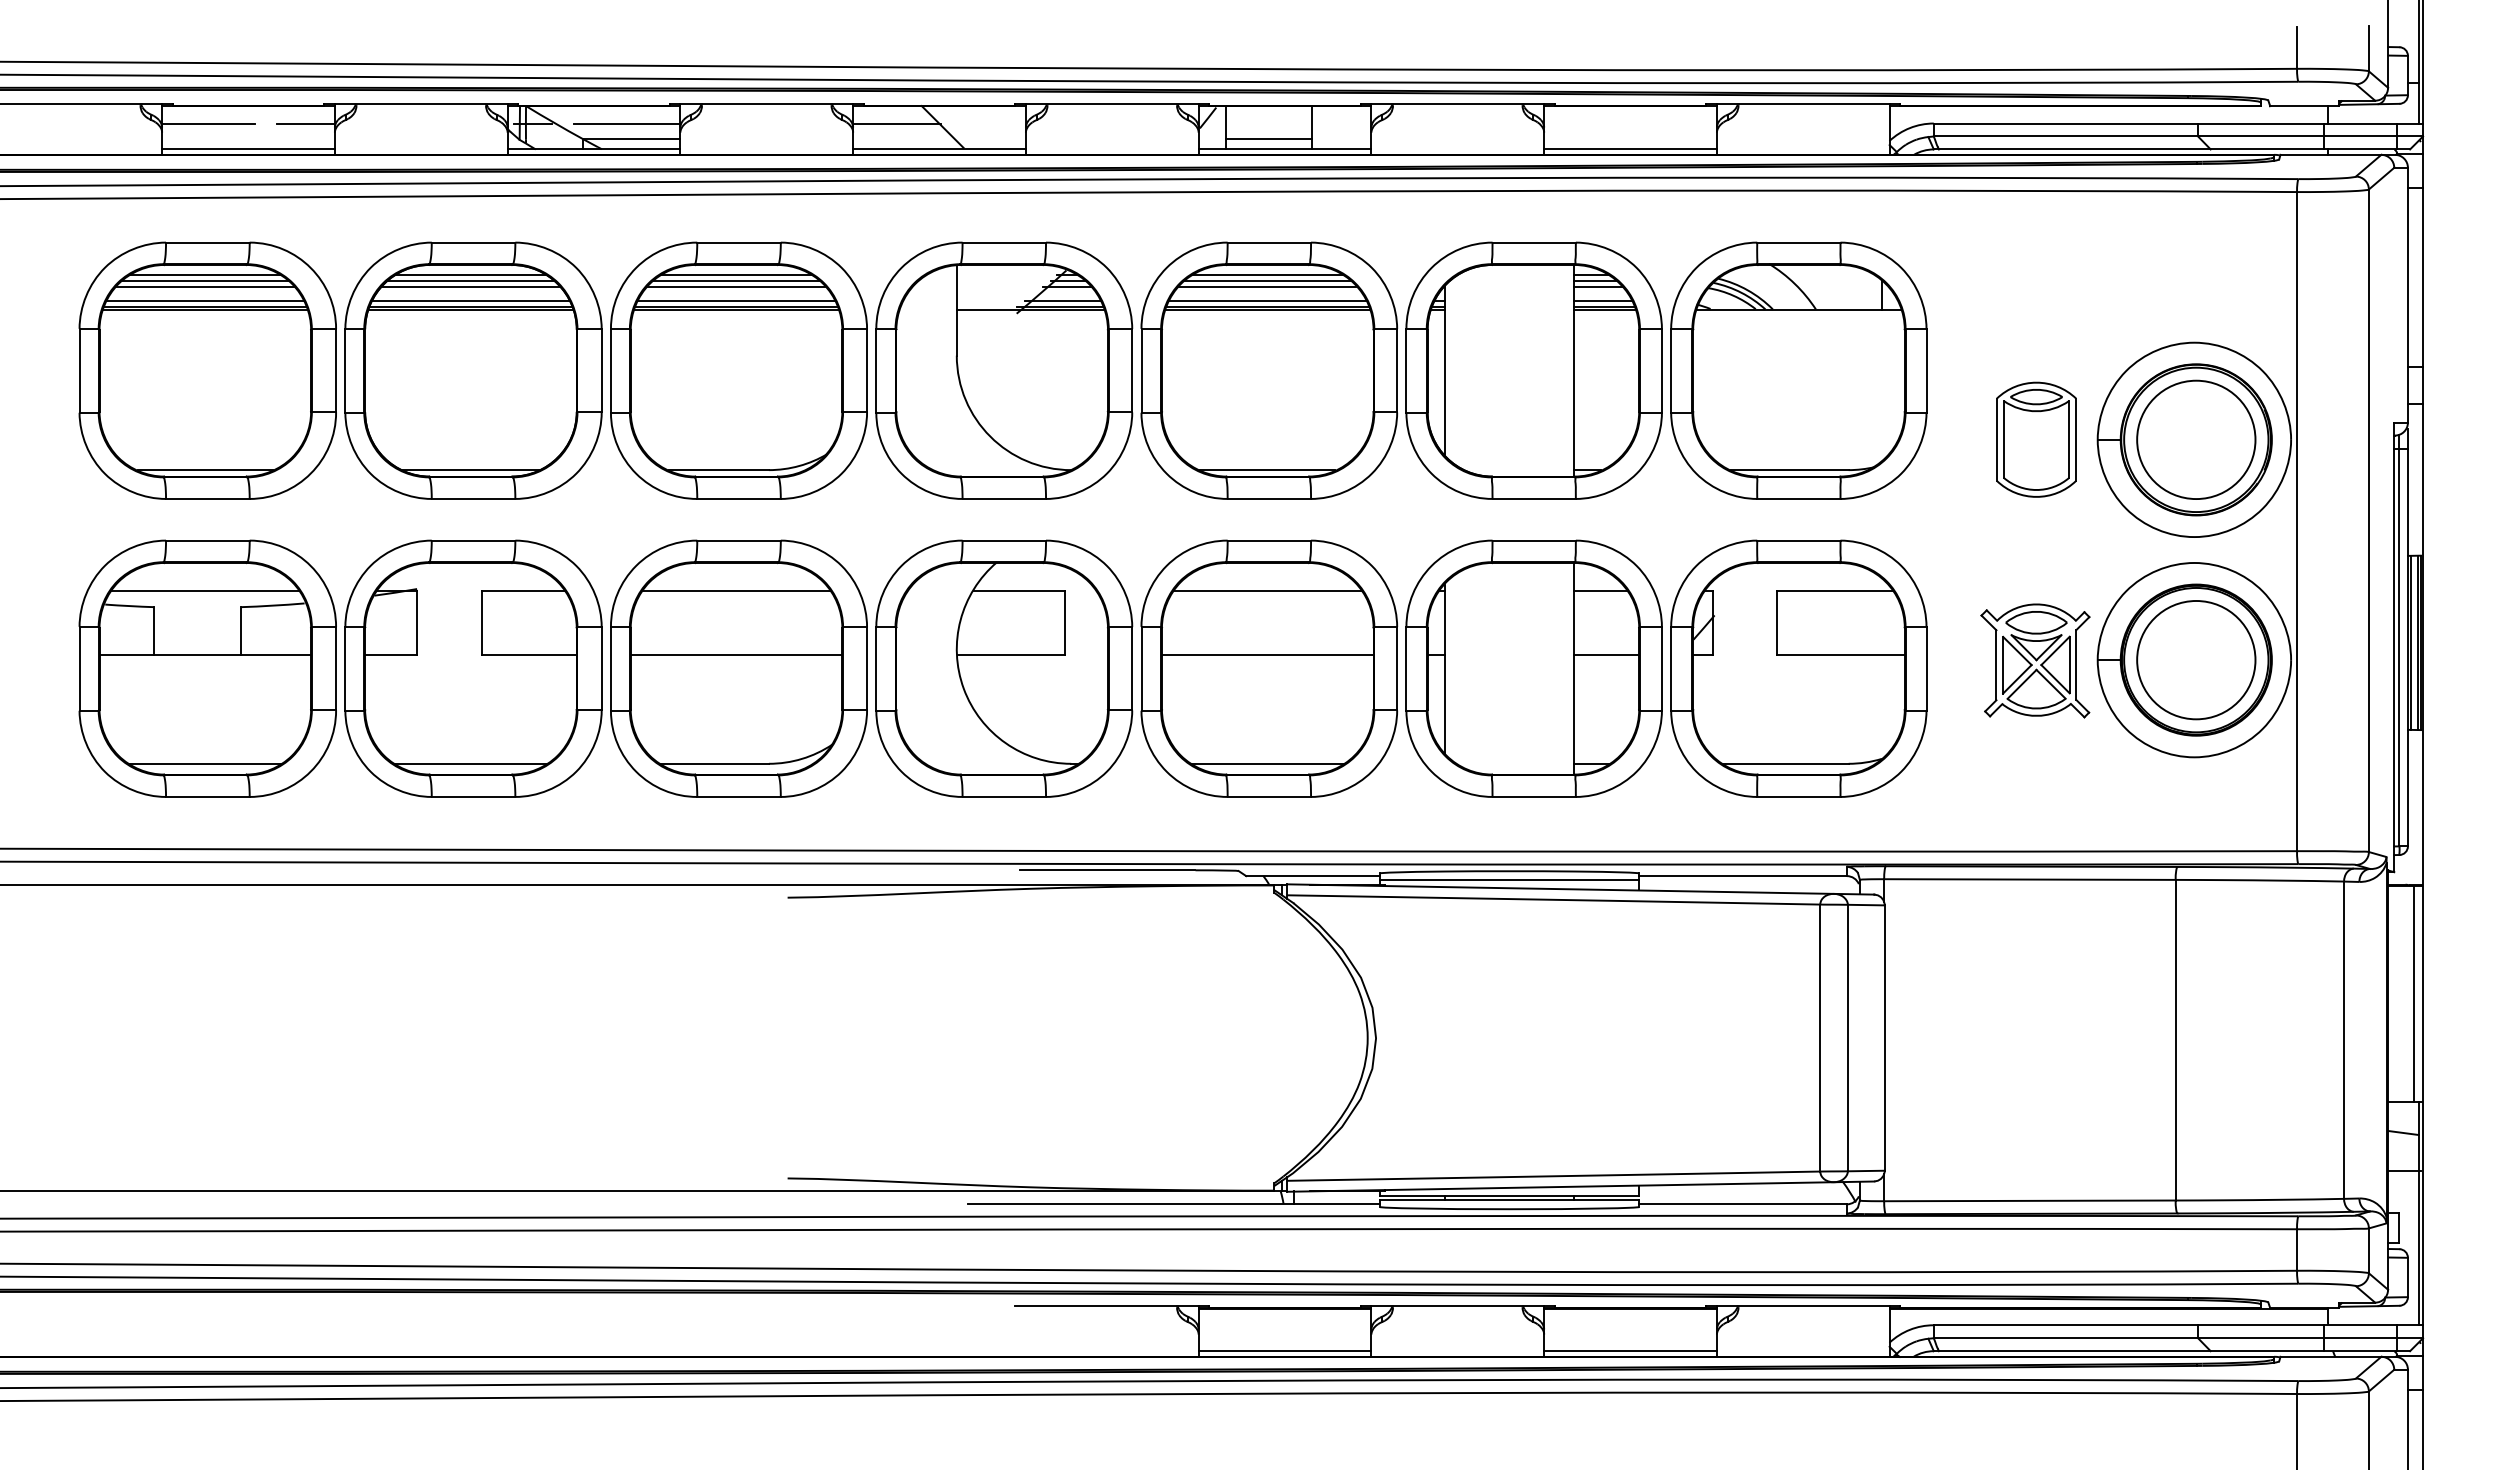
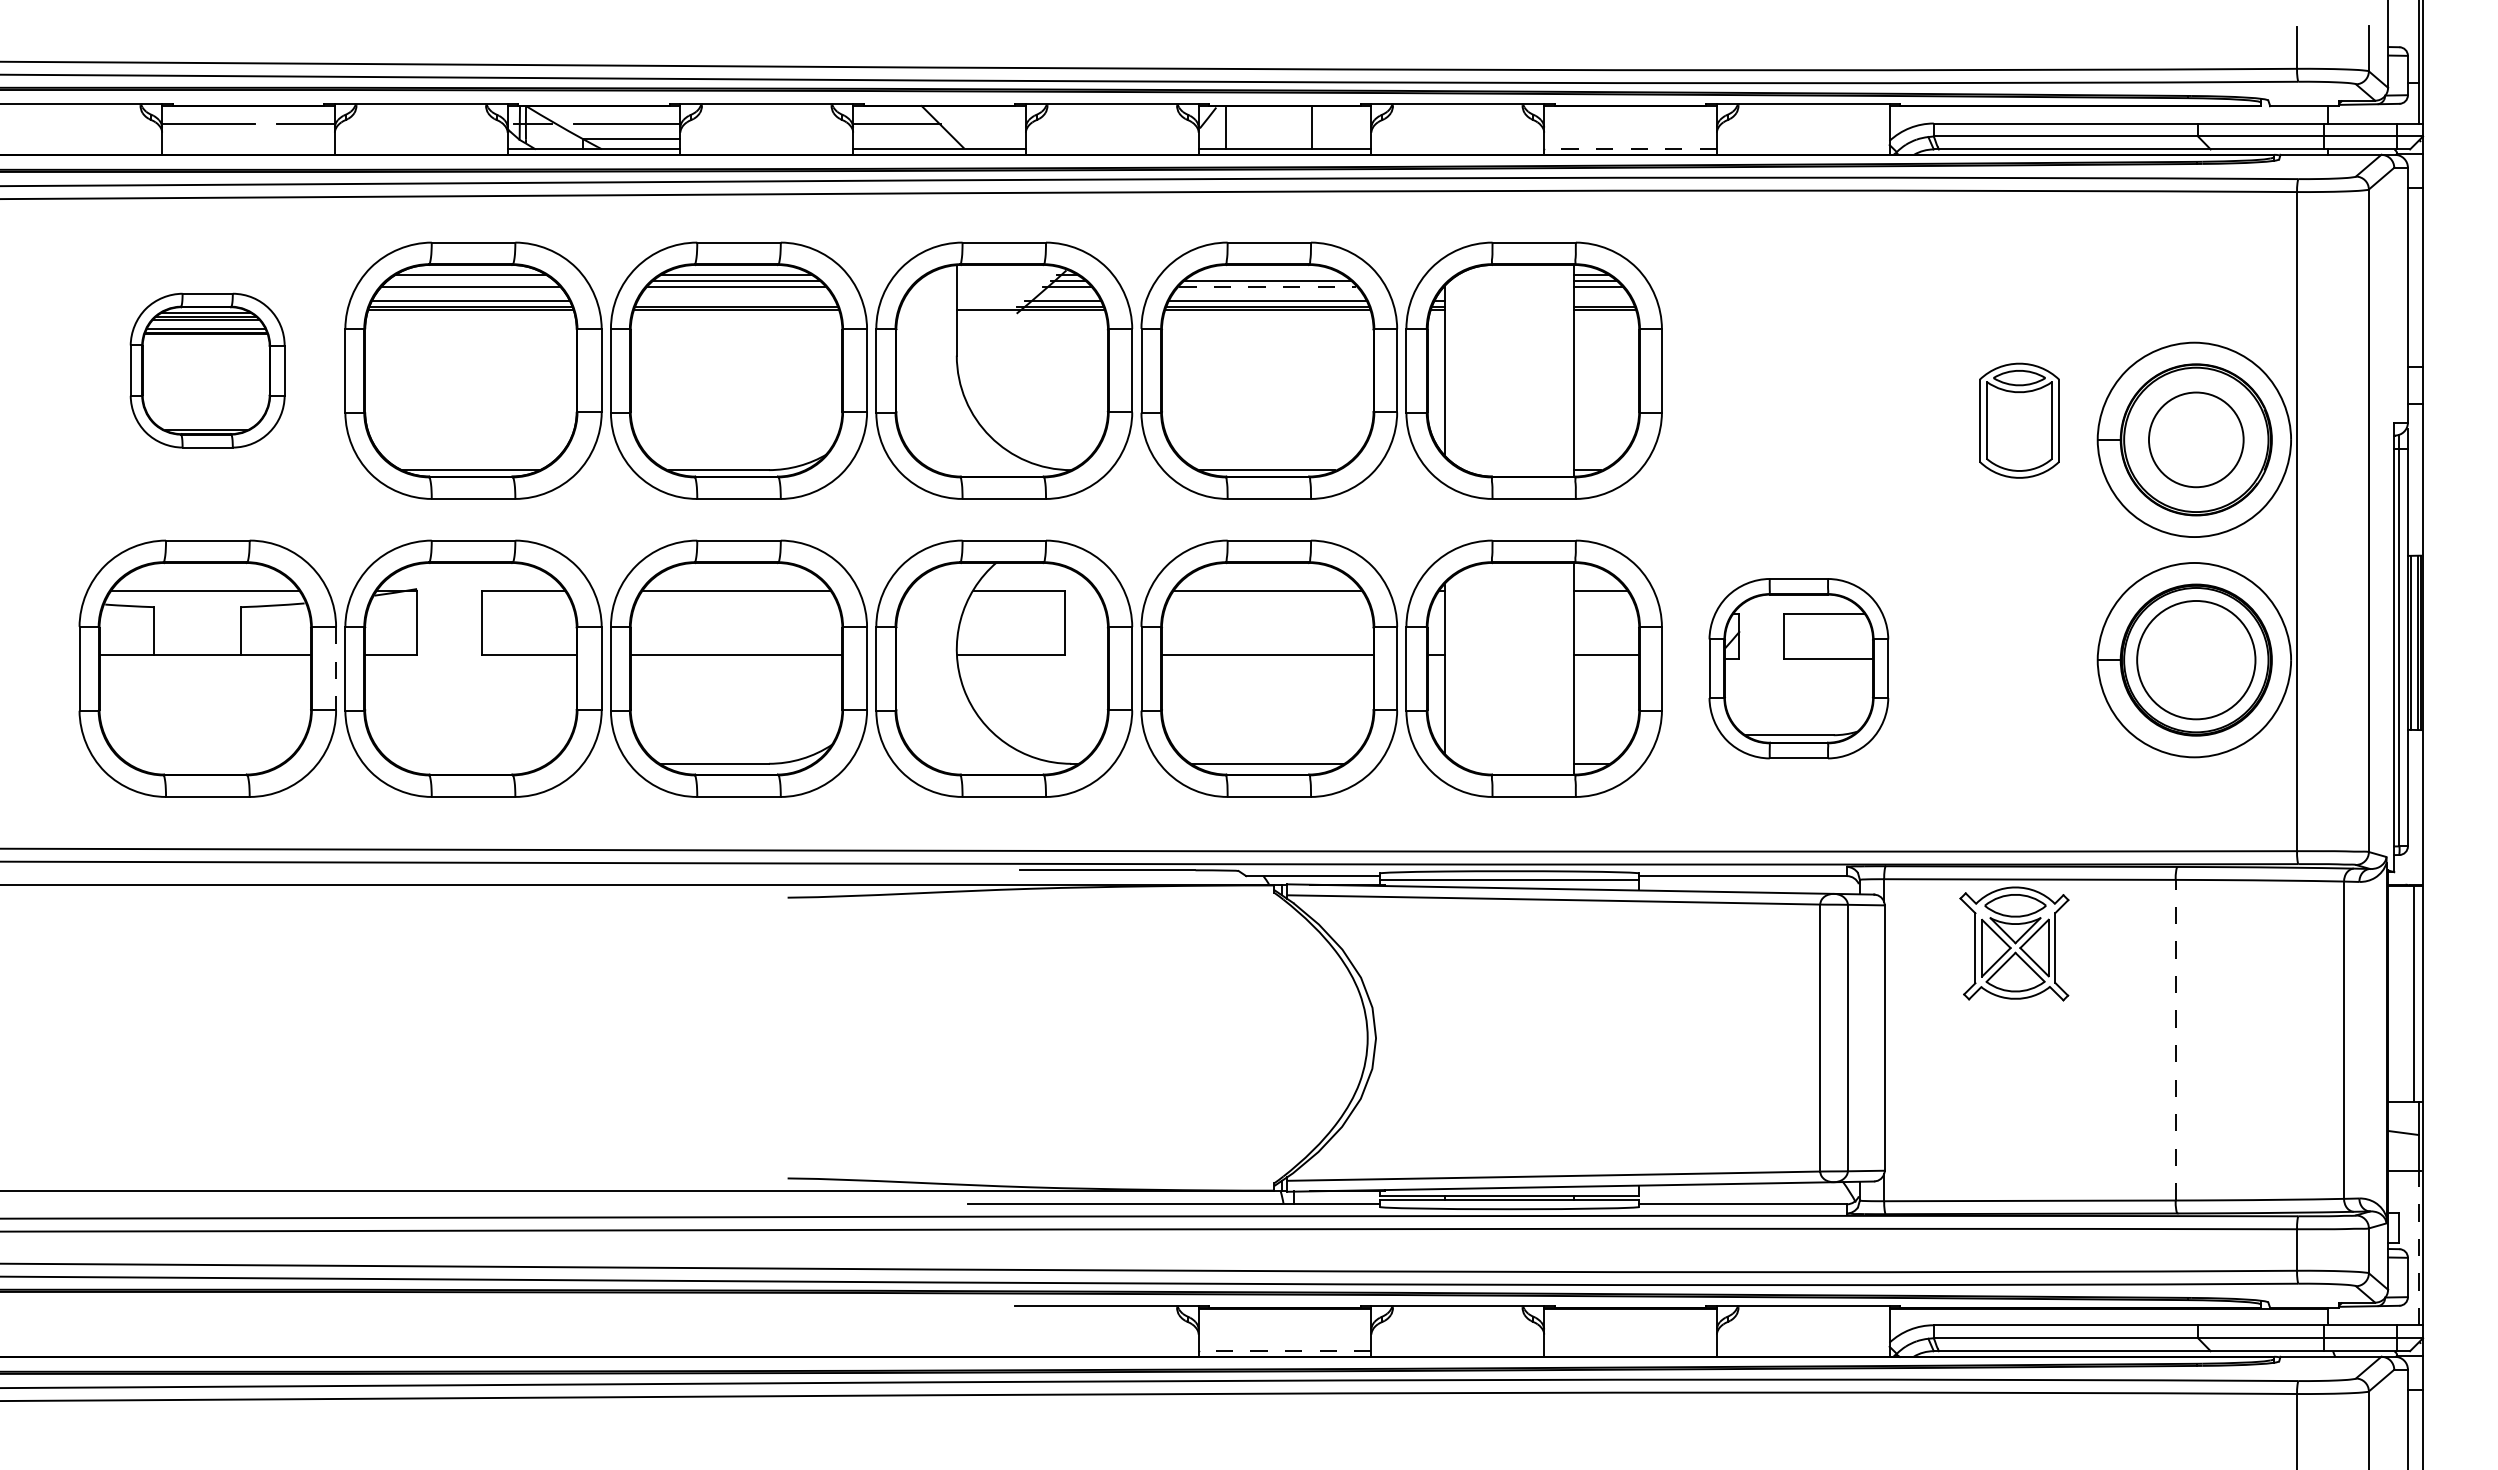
line: present -> none (1268, 139)
line: present -> none (248, 149)
line: solid -> dashed (1630, 149)
line: present -> none (1267, 275)
line: present -> none (470, 280)
line: solid -> dashed (1268, 286)
line: present -> none (736, 301)
line: present -> none (1603, 301)
part size: 259x259 px -> 157x157 px (207, 370)
part: present -> none (1798, 370)
part position: (2036, 439) -> (2019, 420) (2019, 420)
circle diameter: 118 px -> 95 px (2195, 439)
part position: (2035, 660) -> (2014, 943) (2014, 943)
line: solid -> dashed (336, 668)
part size: 258x259 px -> 182x182 px (1798, 668)
line: present -> none (205, 763)
line: present -> none (470, 763)
line: solid -> dashed (2175, 1039)
line: solid -> dashed (2418, 1247)
line: solid -> dashed (1284, 1351)
line: present -> none (1630, 1351)
